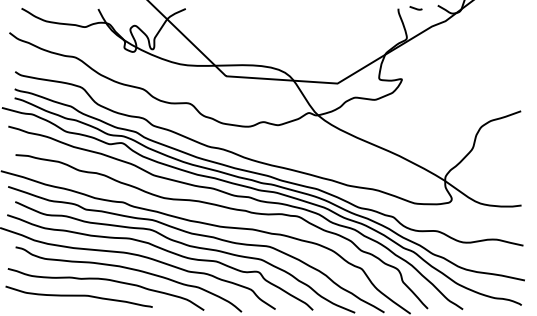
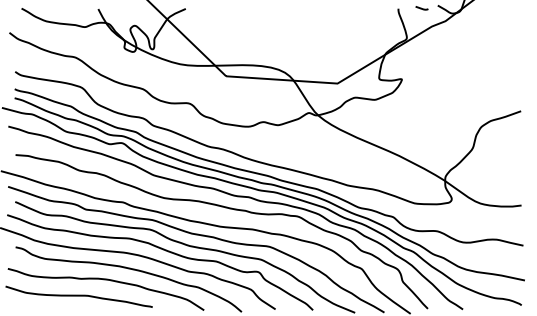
curve position: (415, 8) -> (421, 8) (421, 8)
